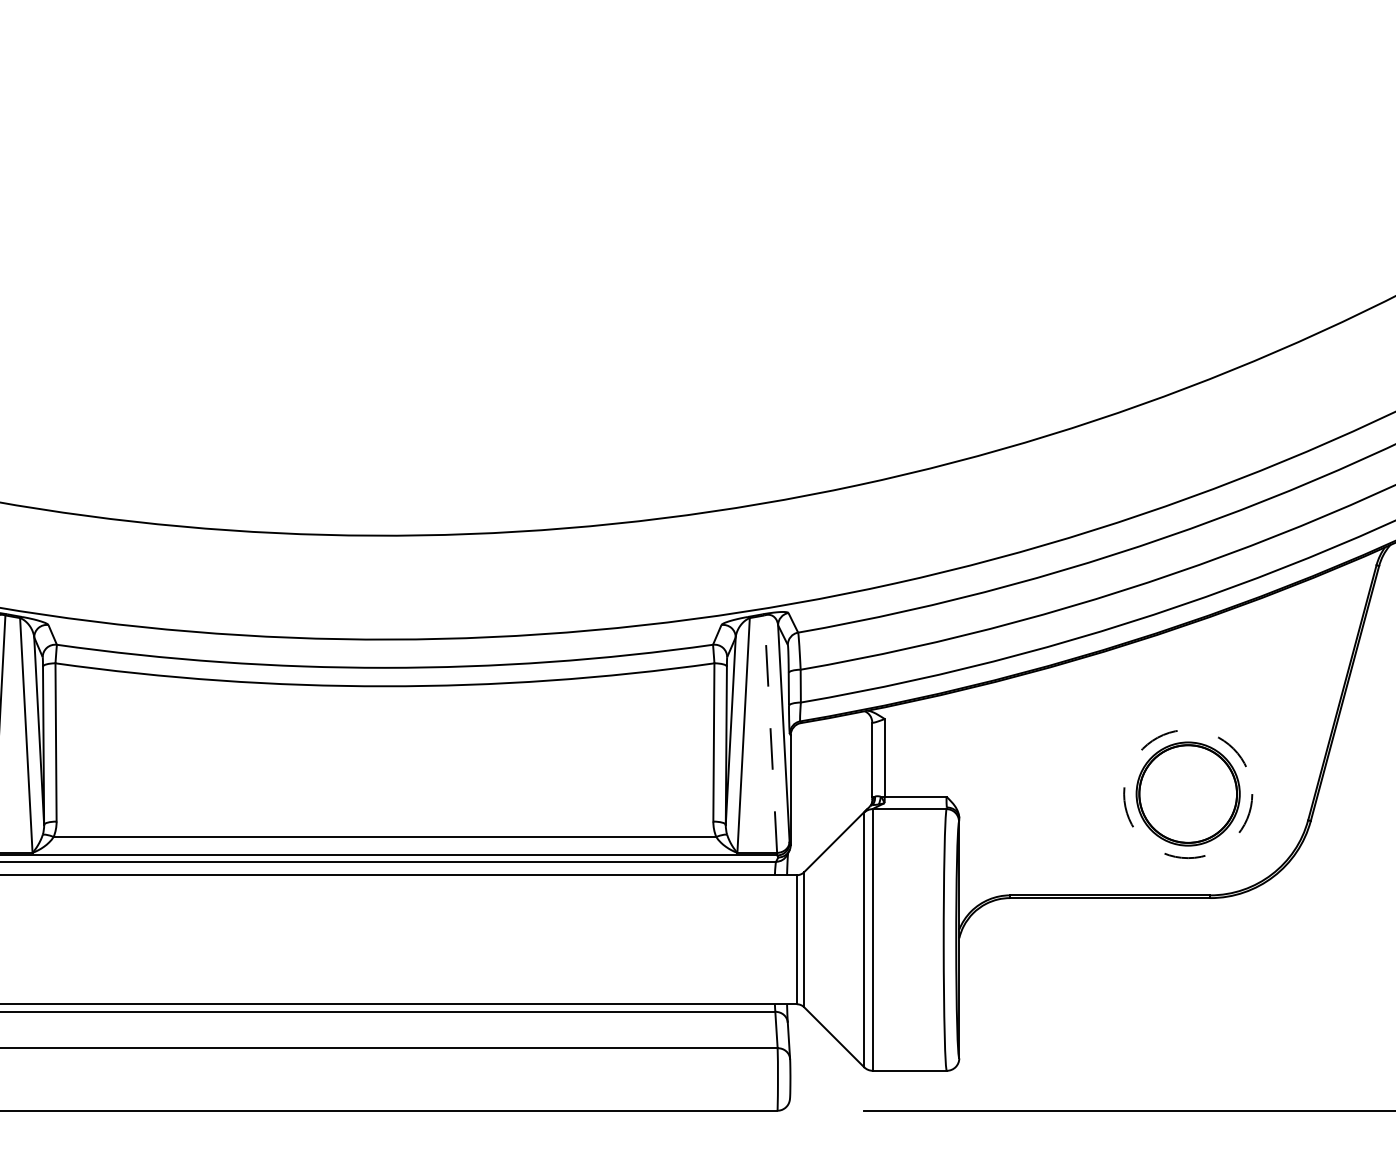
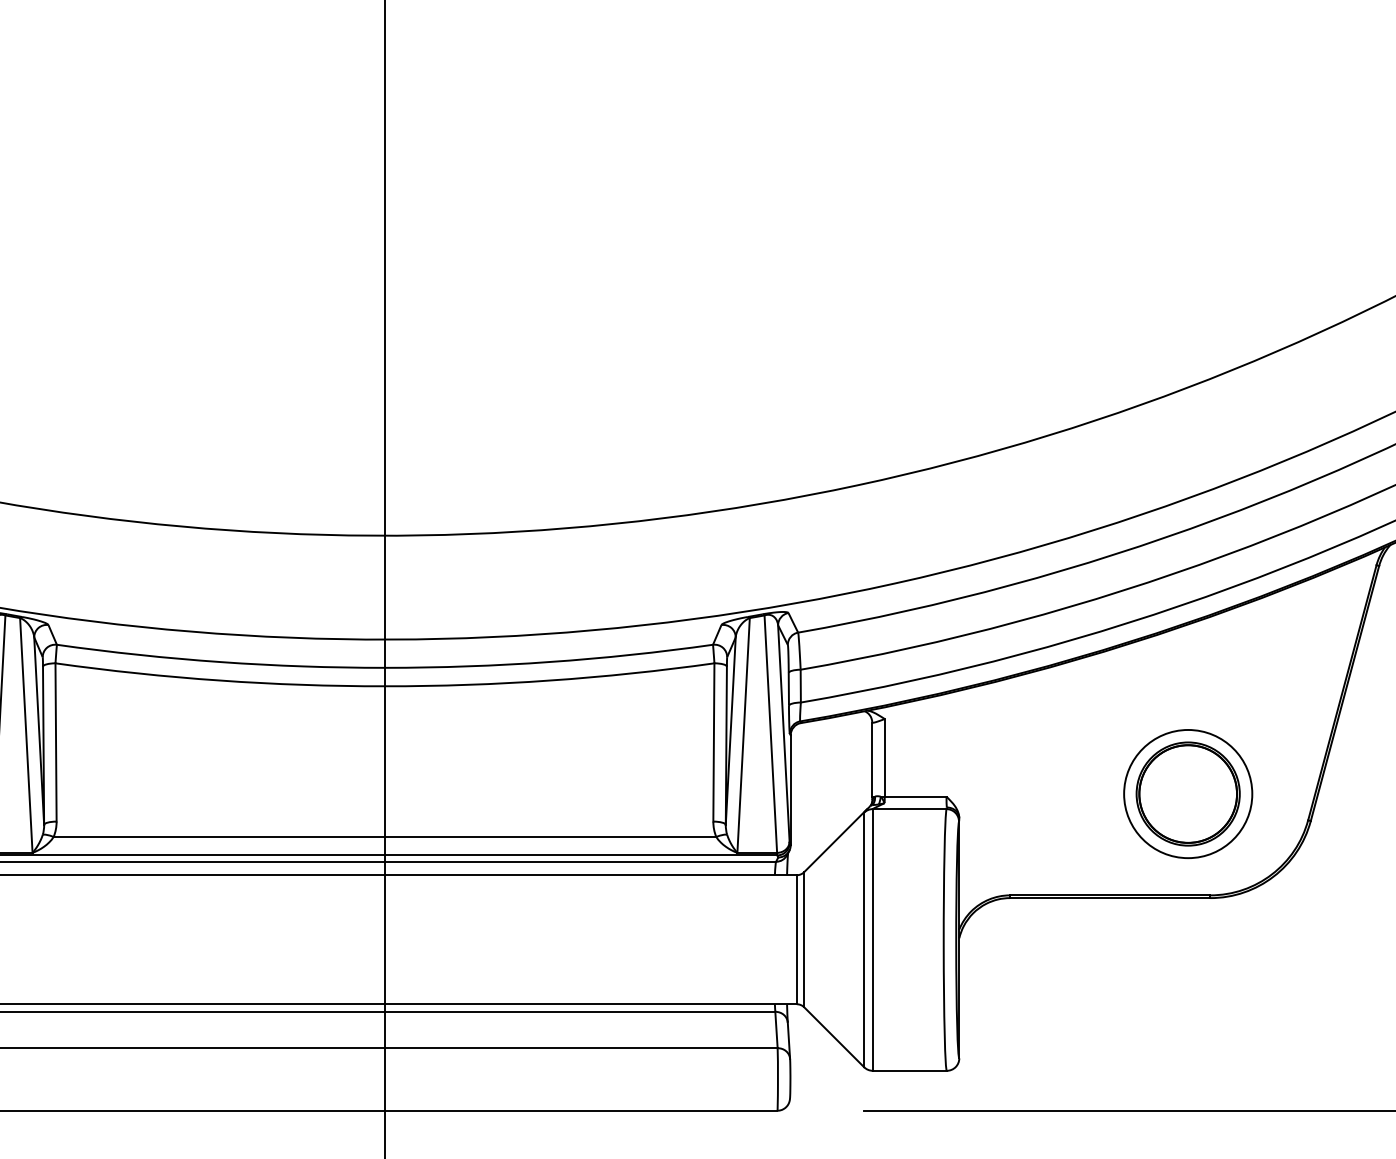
line: none -> present (384, 578)
line: dashed -> solid (770, 734)
circle: dashed -> solid (1188, 793)
